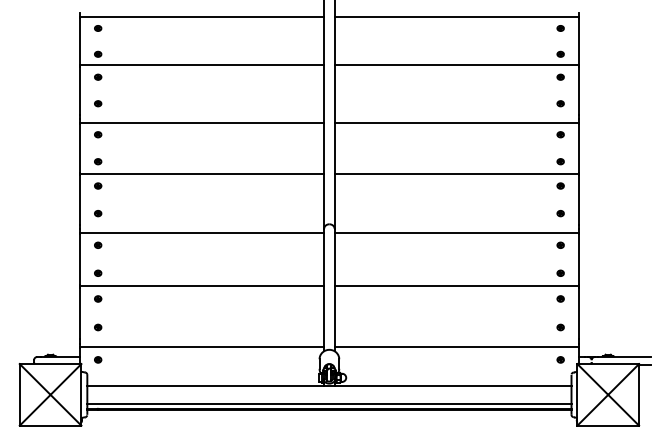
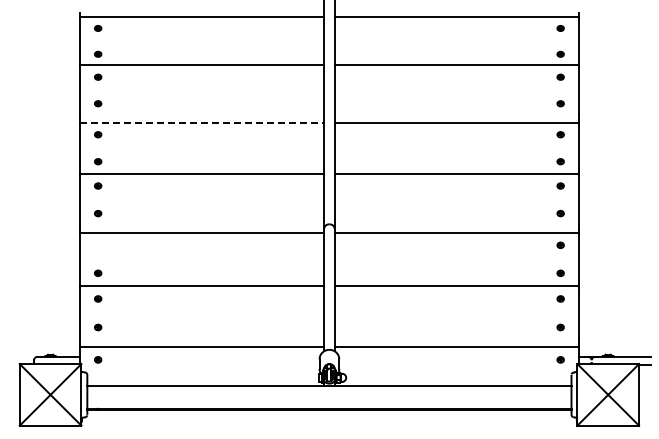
line: solid -> dashed (202, 122)
part: present -> none (98, 244)
line: present -> none (329, 404)
